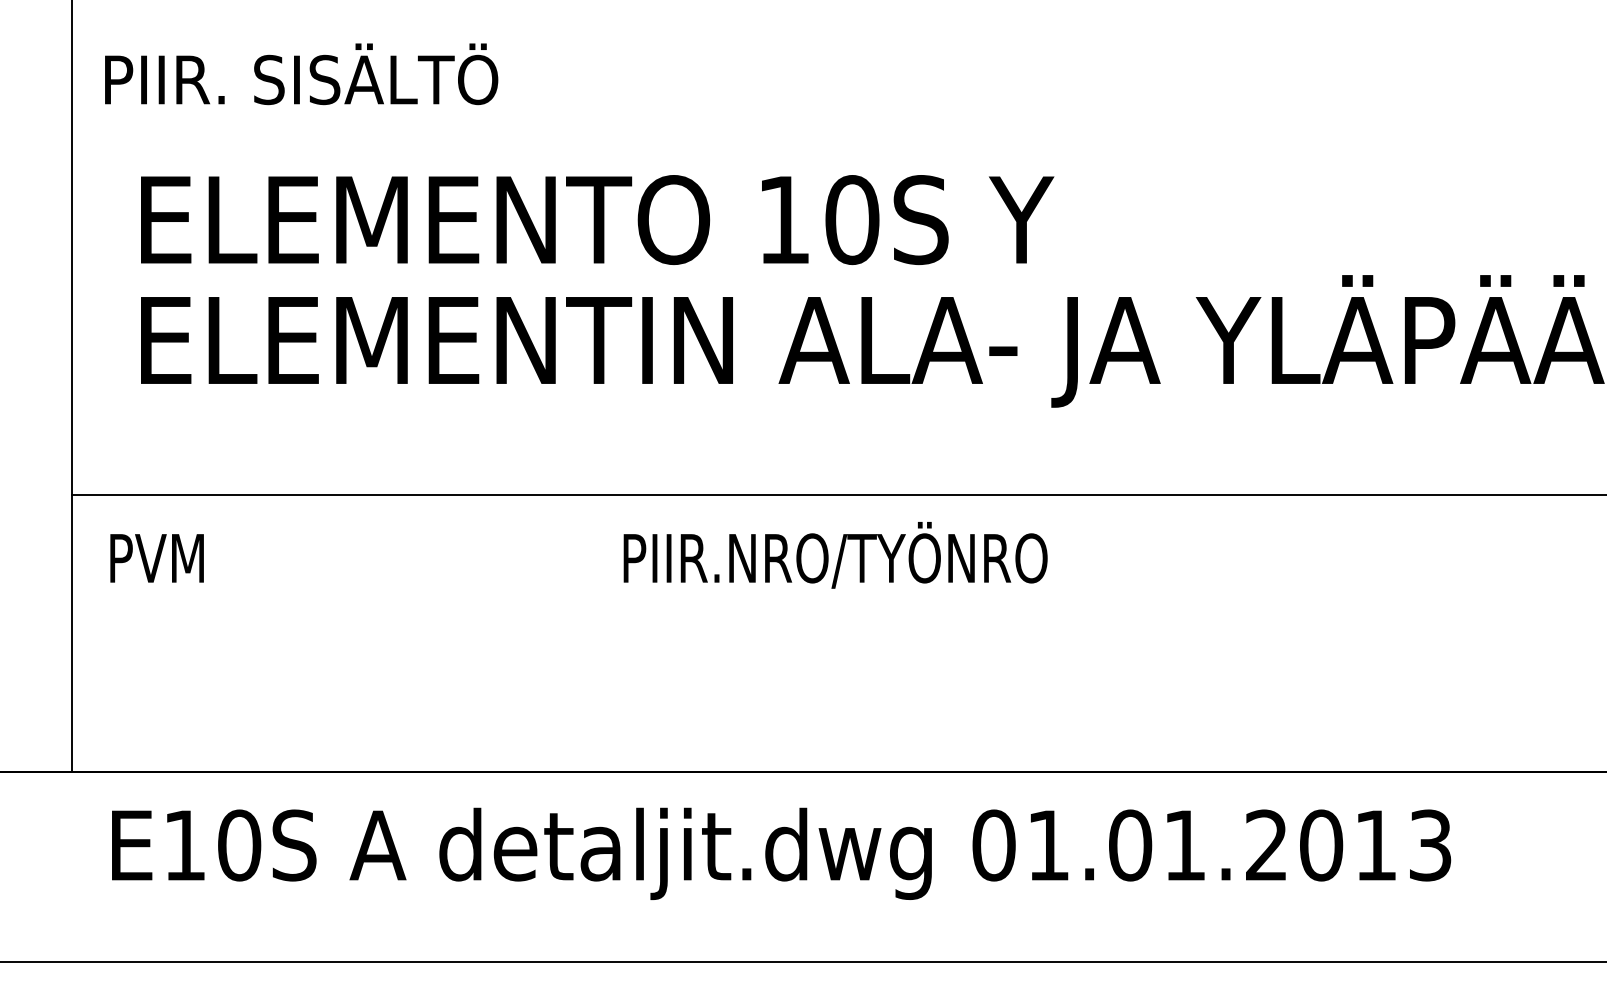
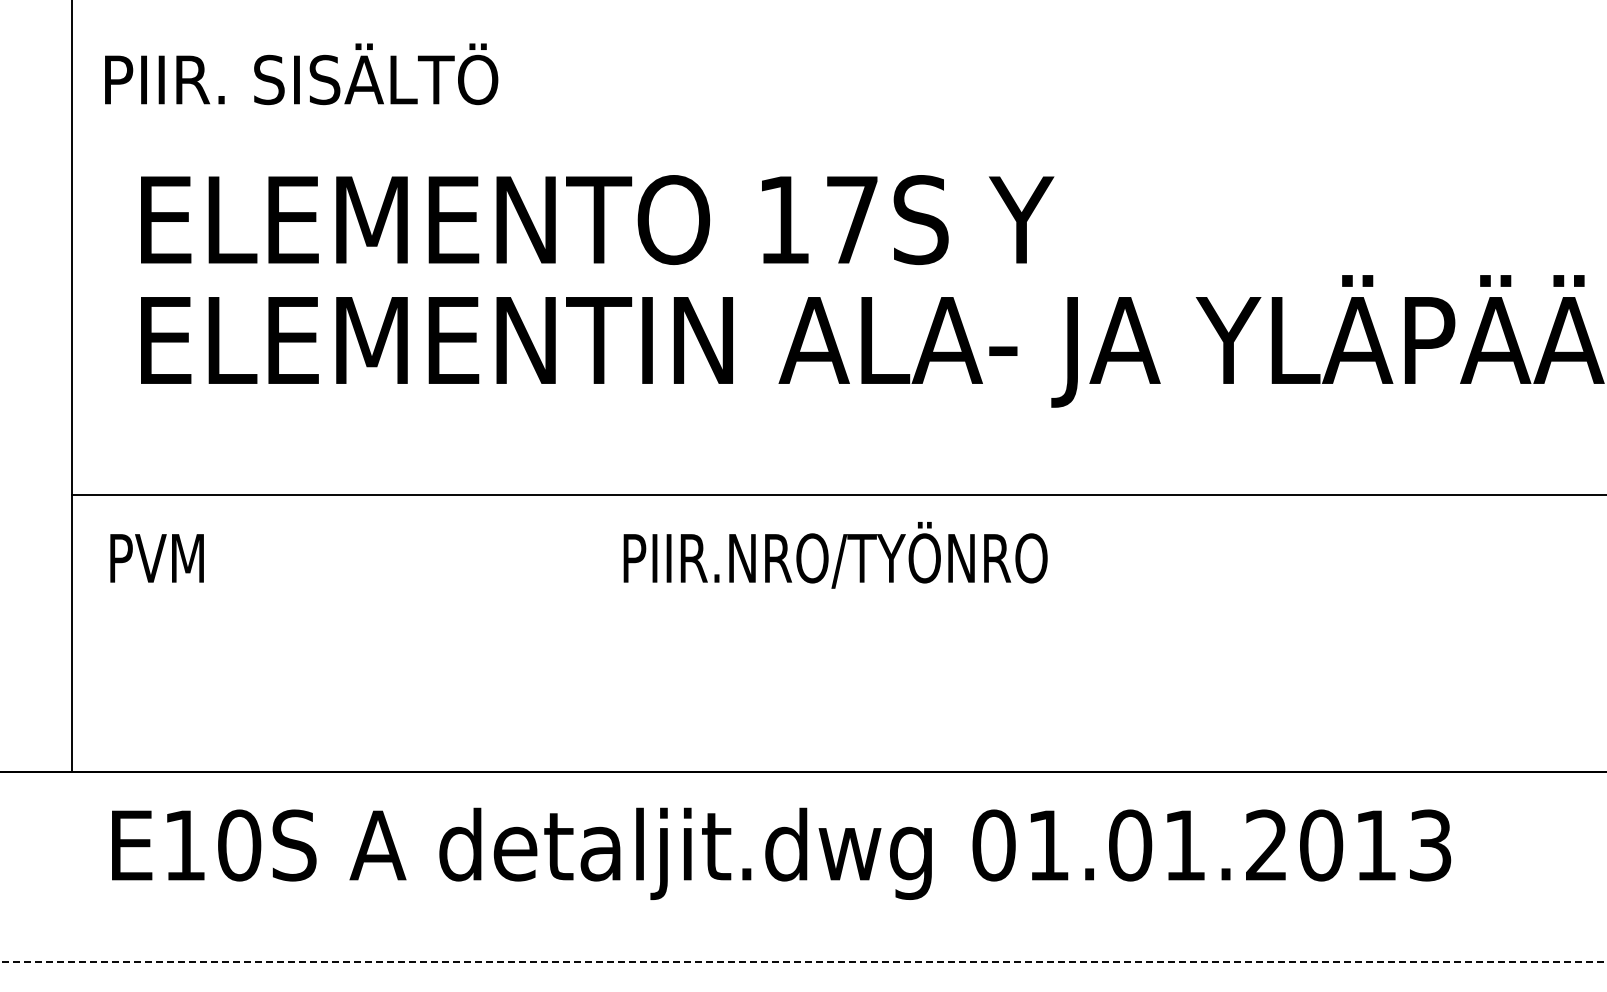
text: 10S -> 17S (852, 220)
line: solid -> dashed (804, 962)
